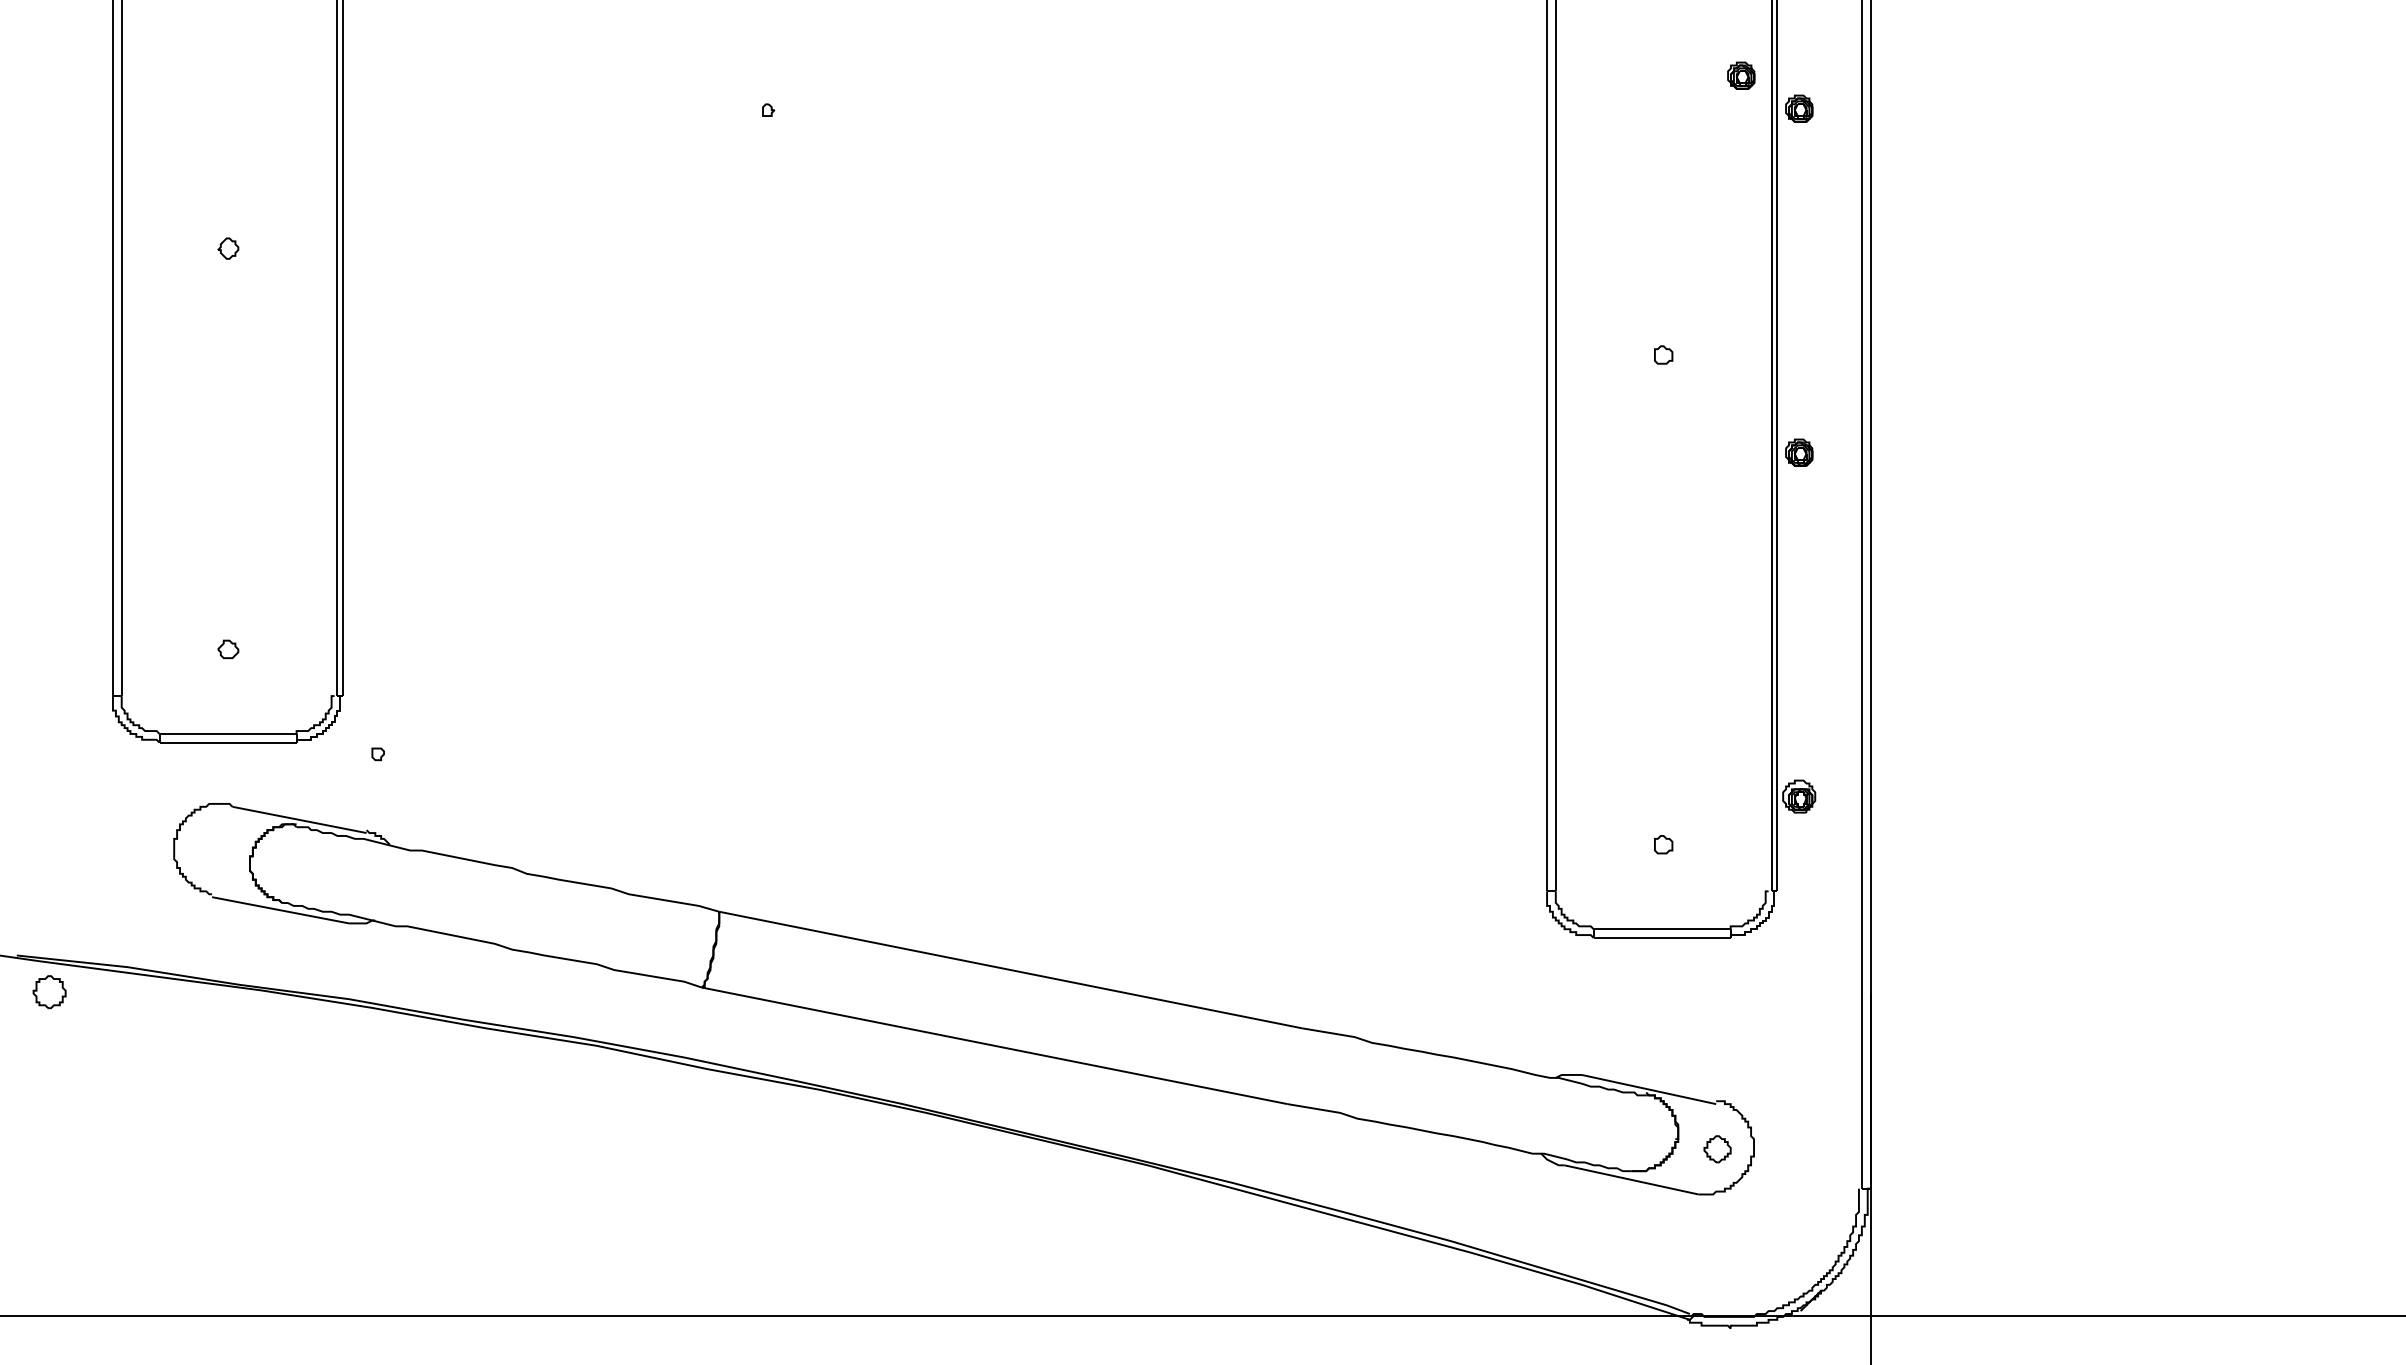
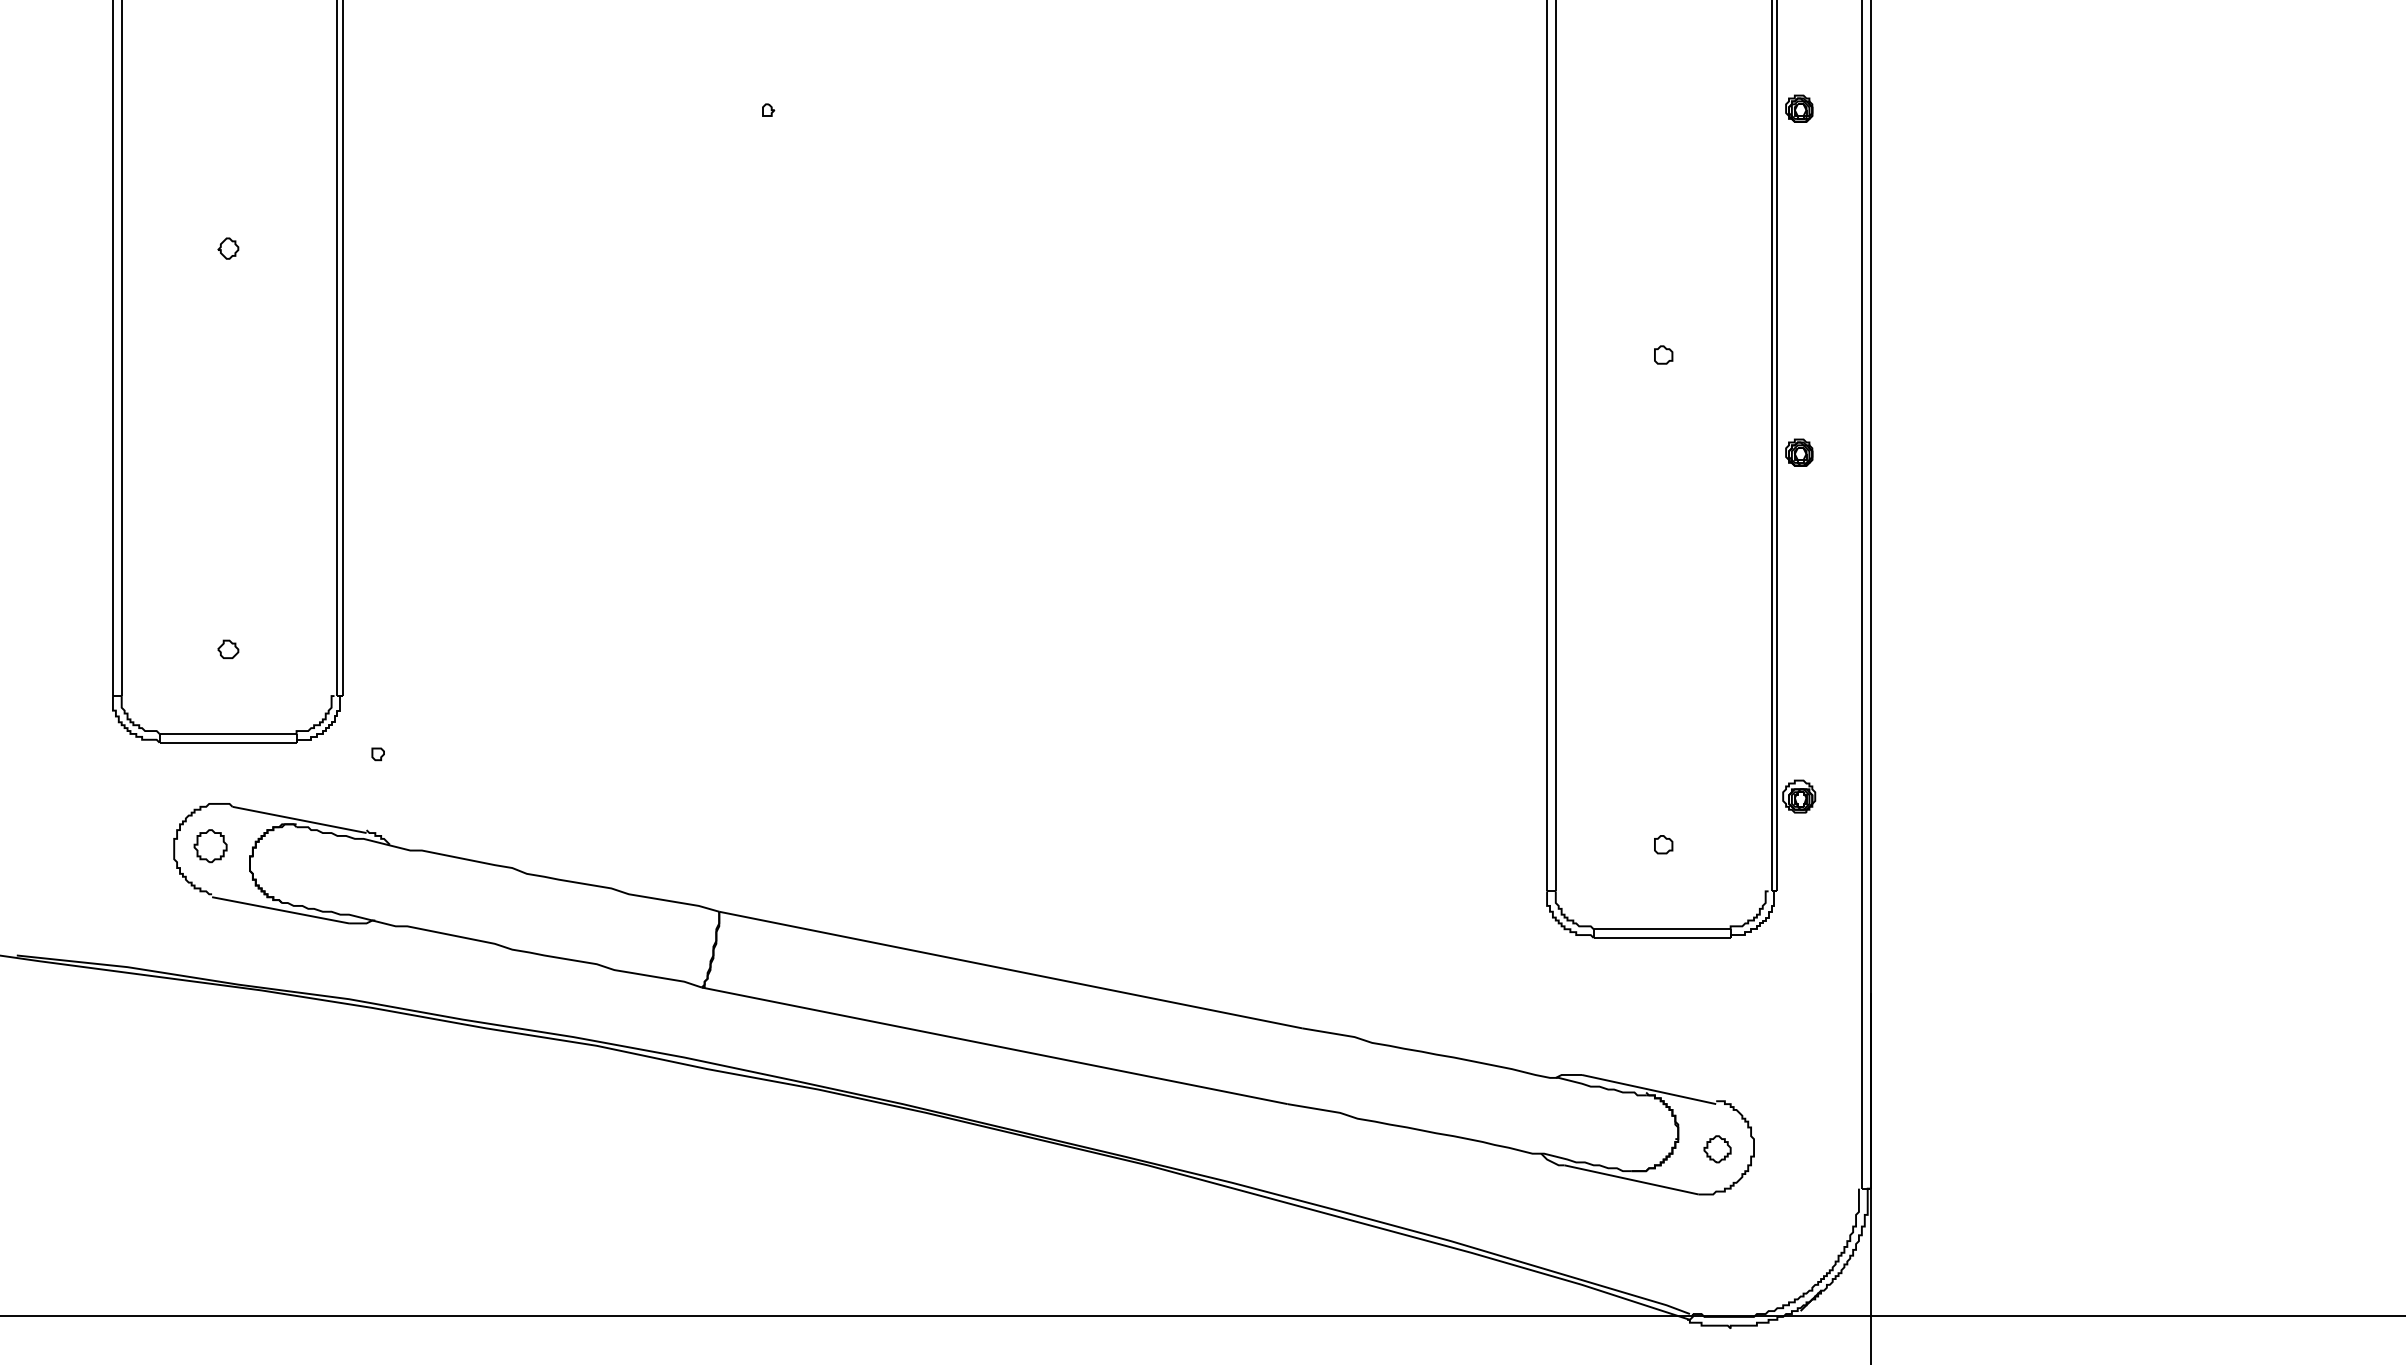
part: present -> none (1741, 75)
part position: (49, 992) -> (210, 846) (210, 846)
